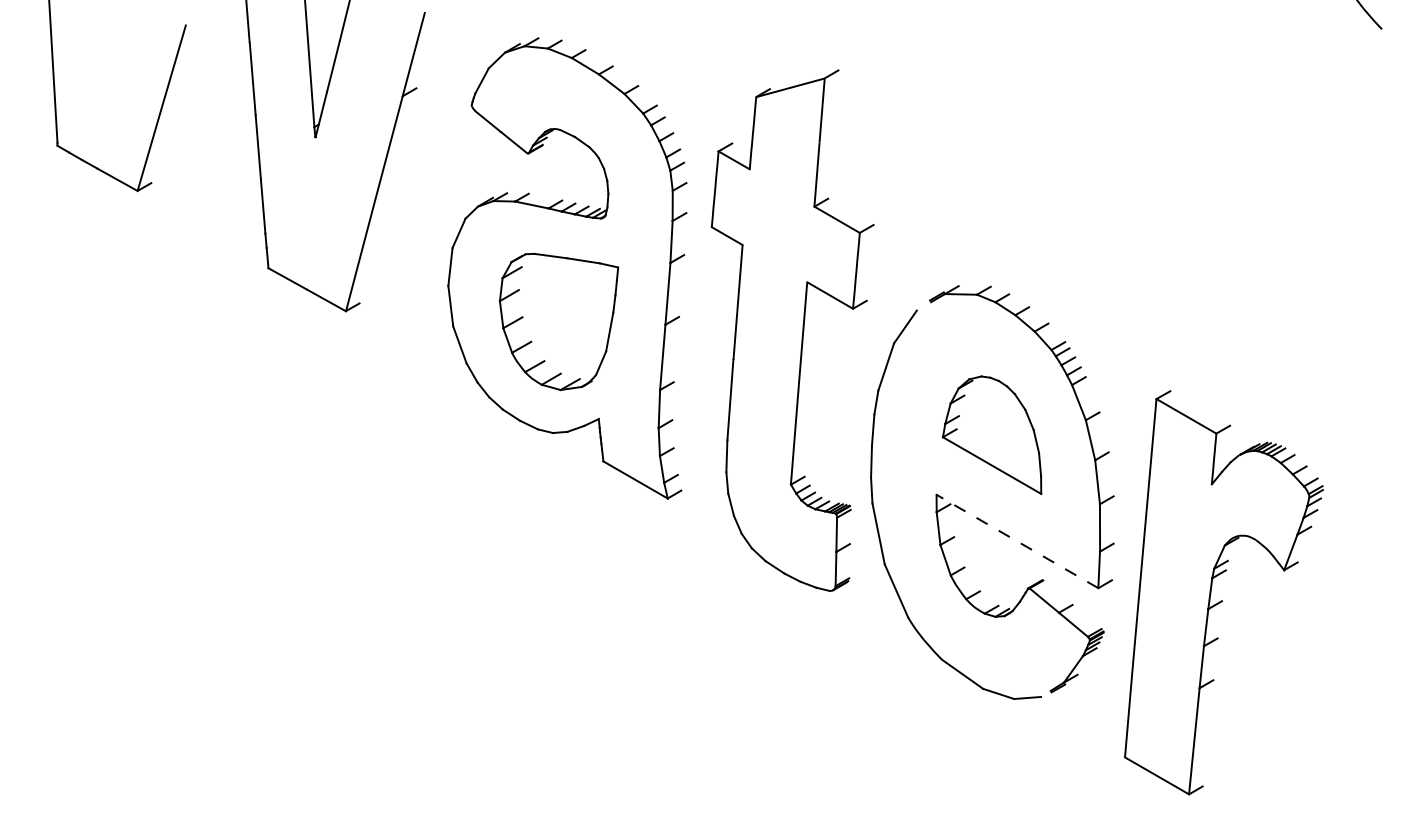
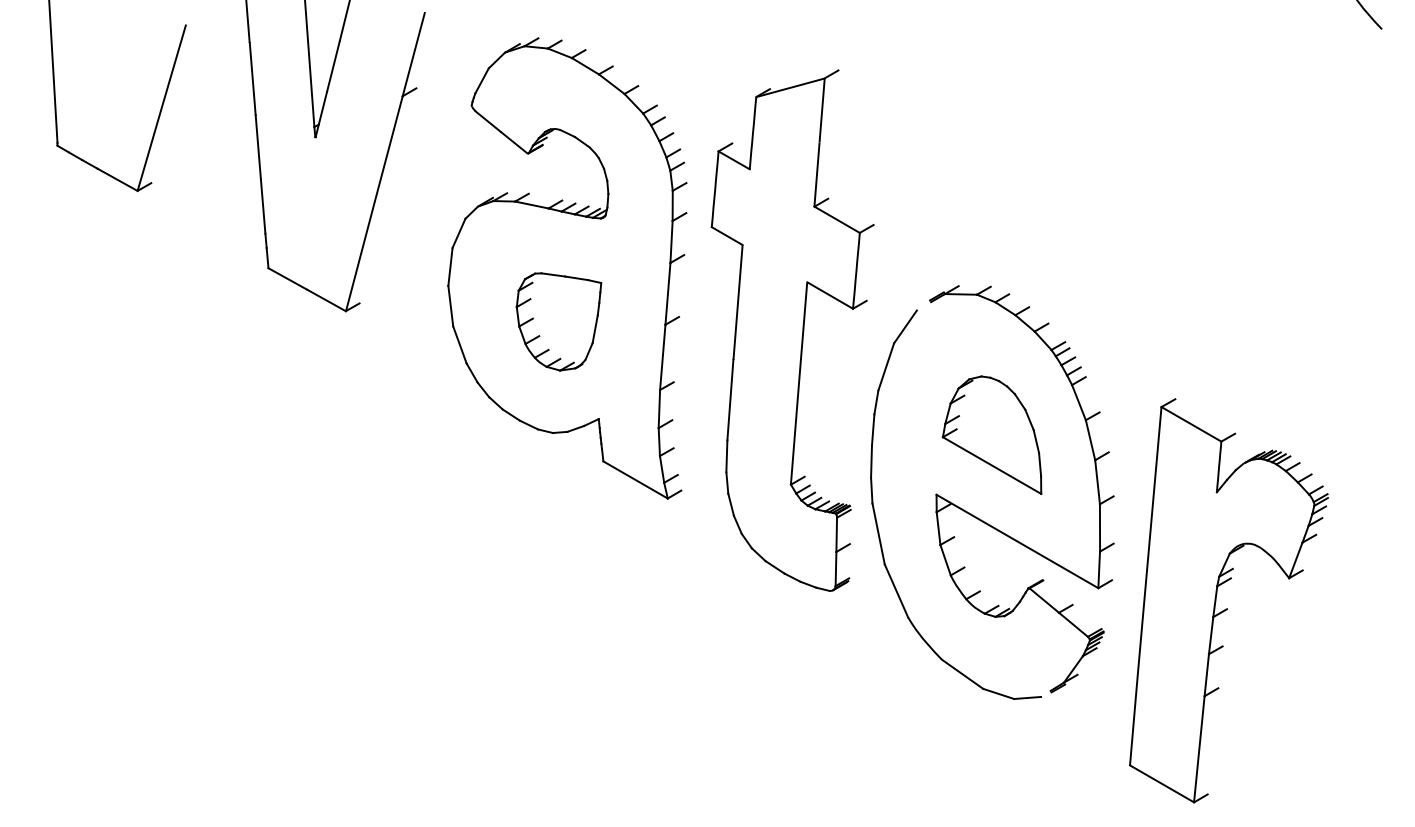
part size: 122x140 px -> 88x100 px (558, 321)
line: dashed -> solid (1017, 541)
part position: (1222, 600) -> (1227, 608) (1227, 608)
